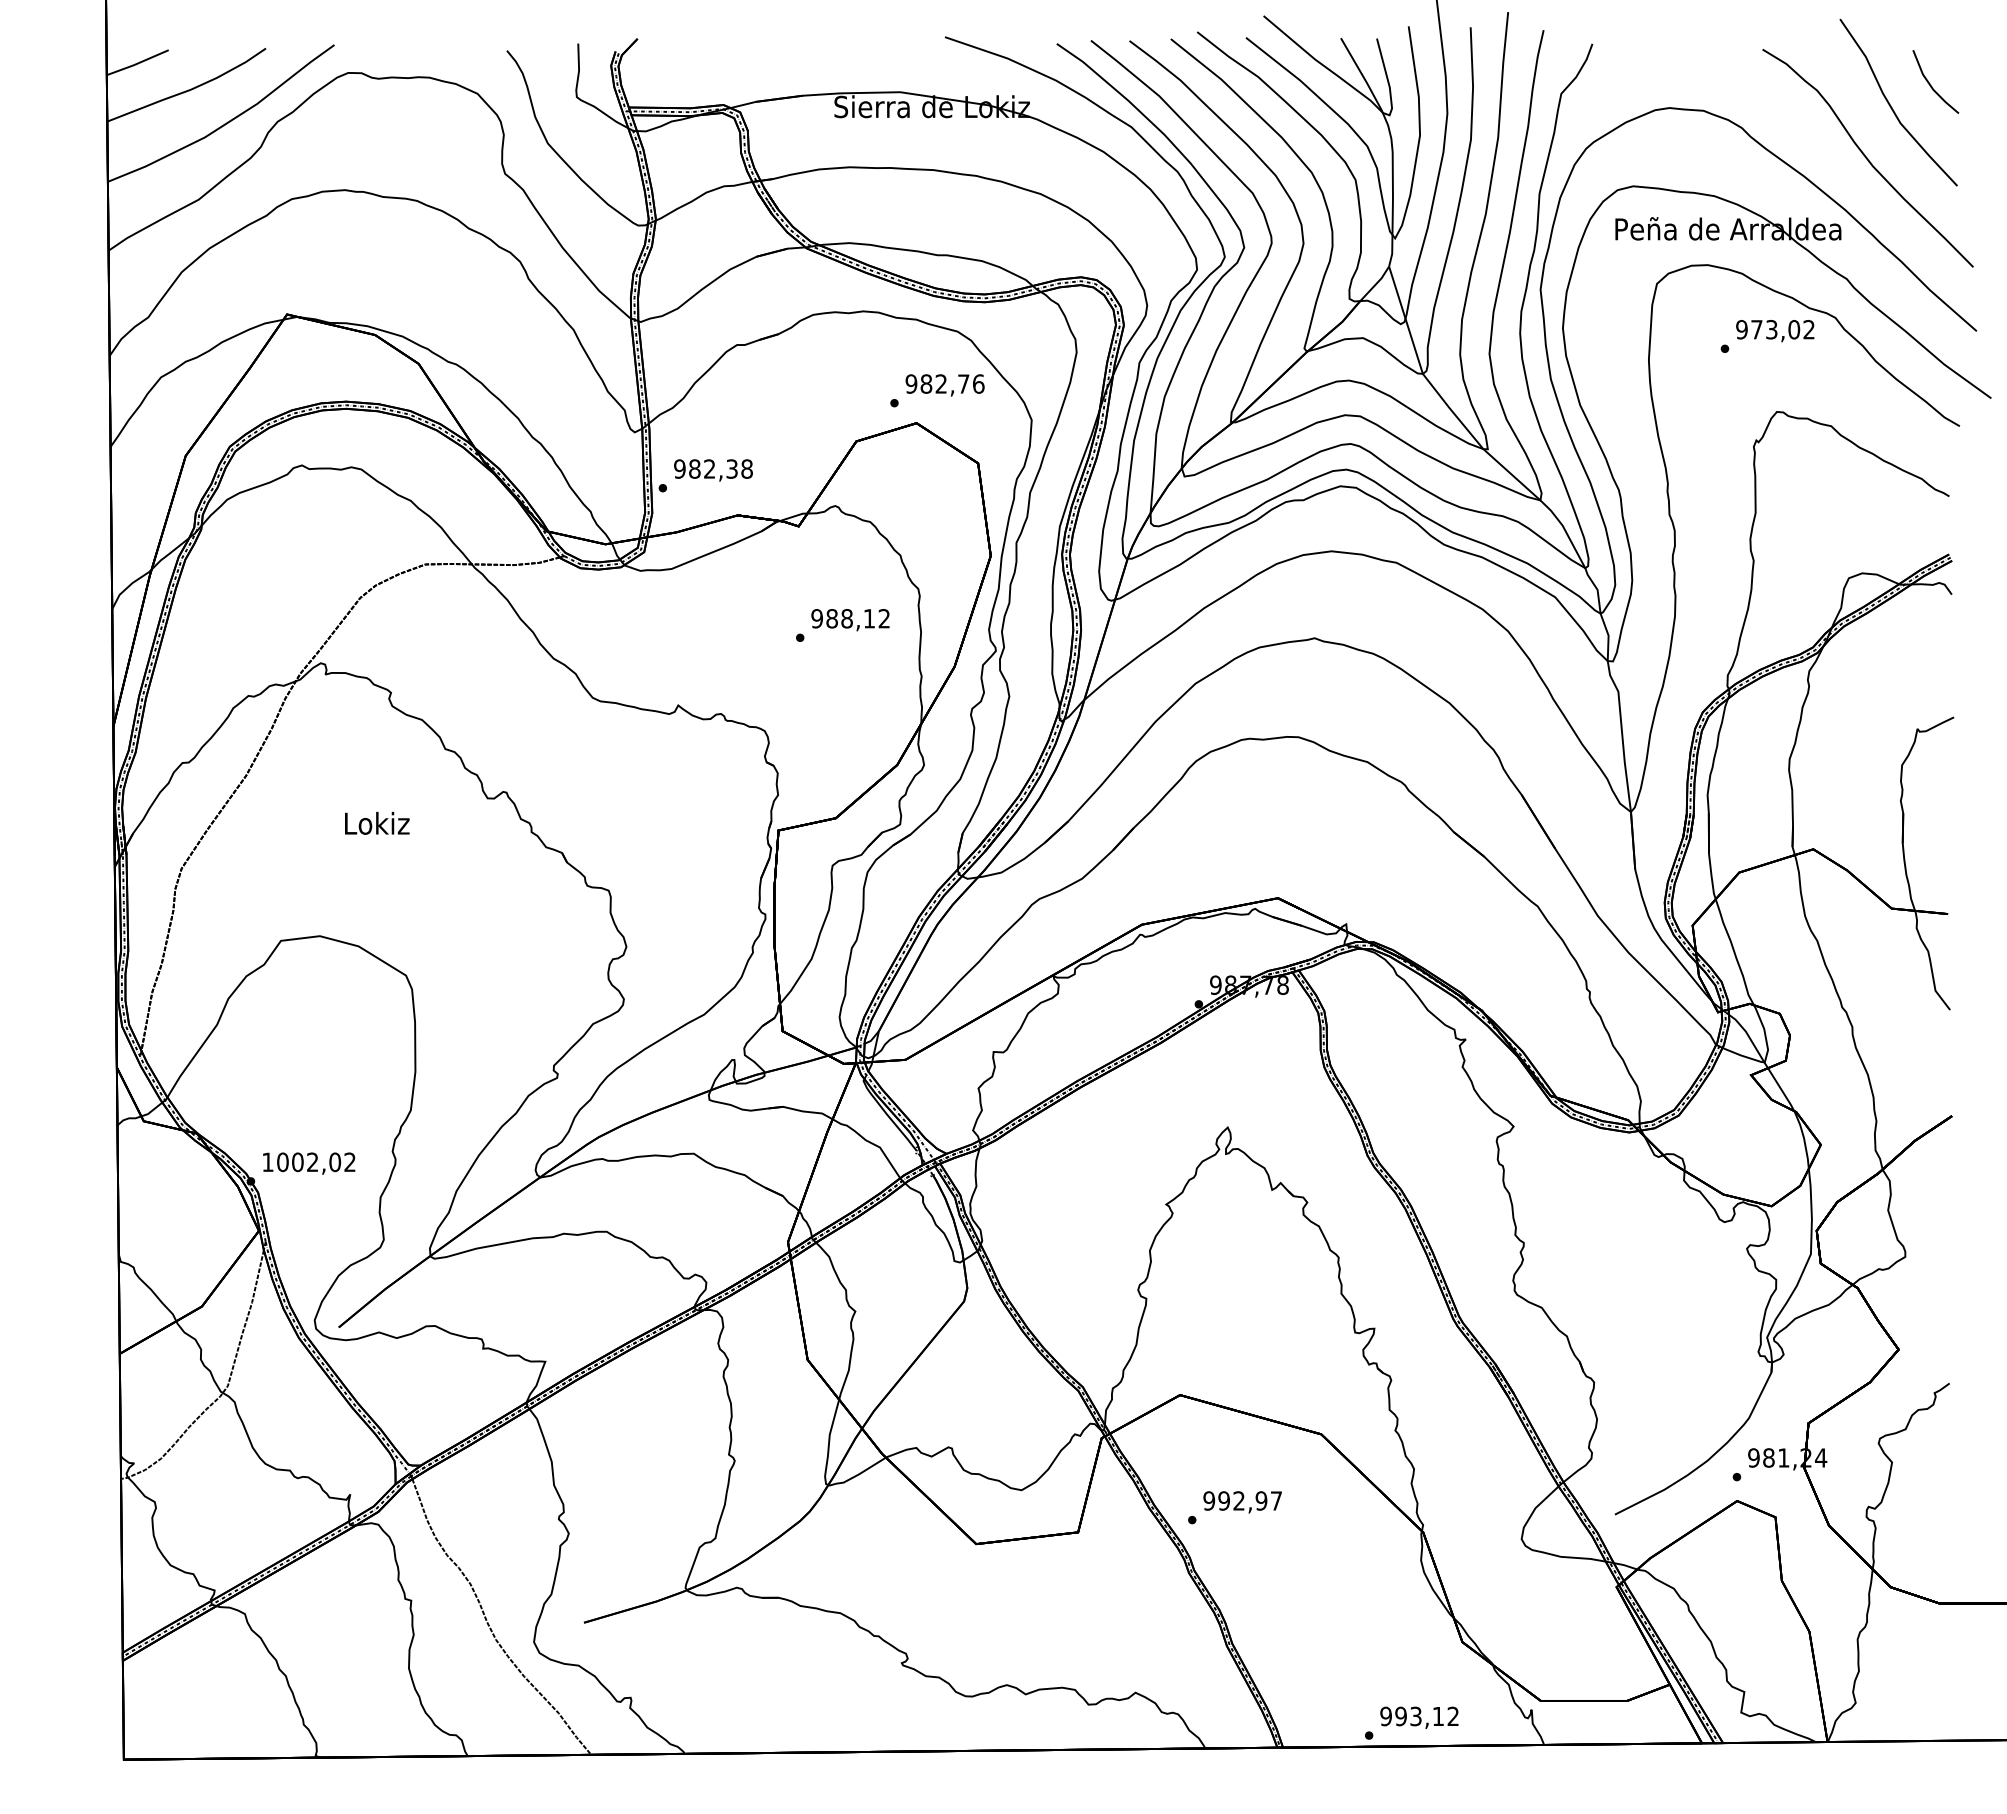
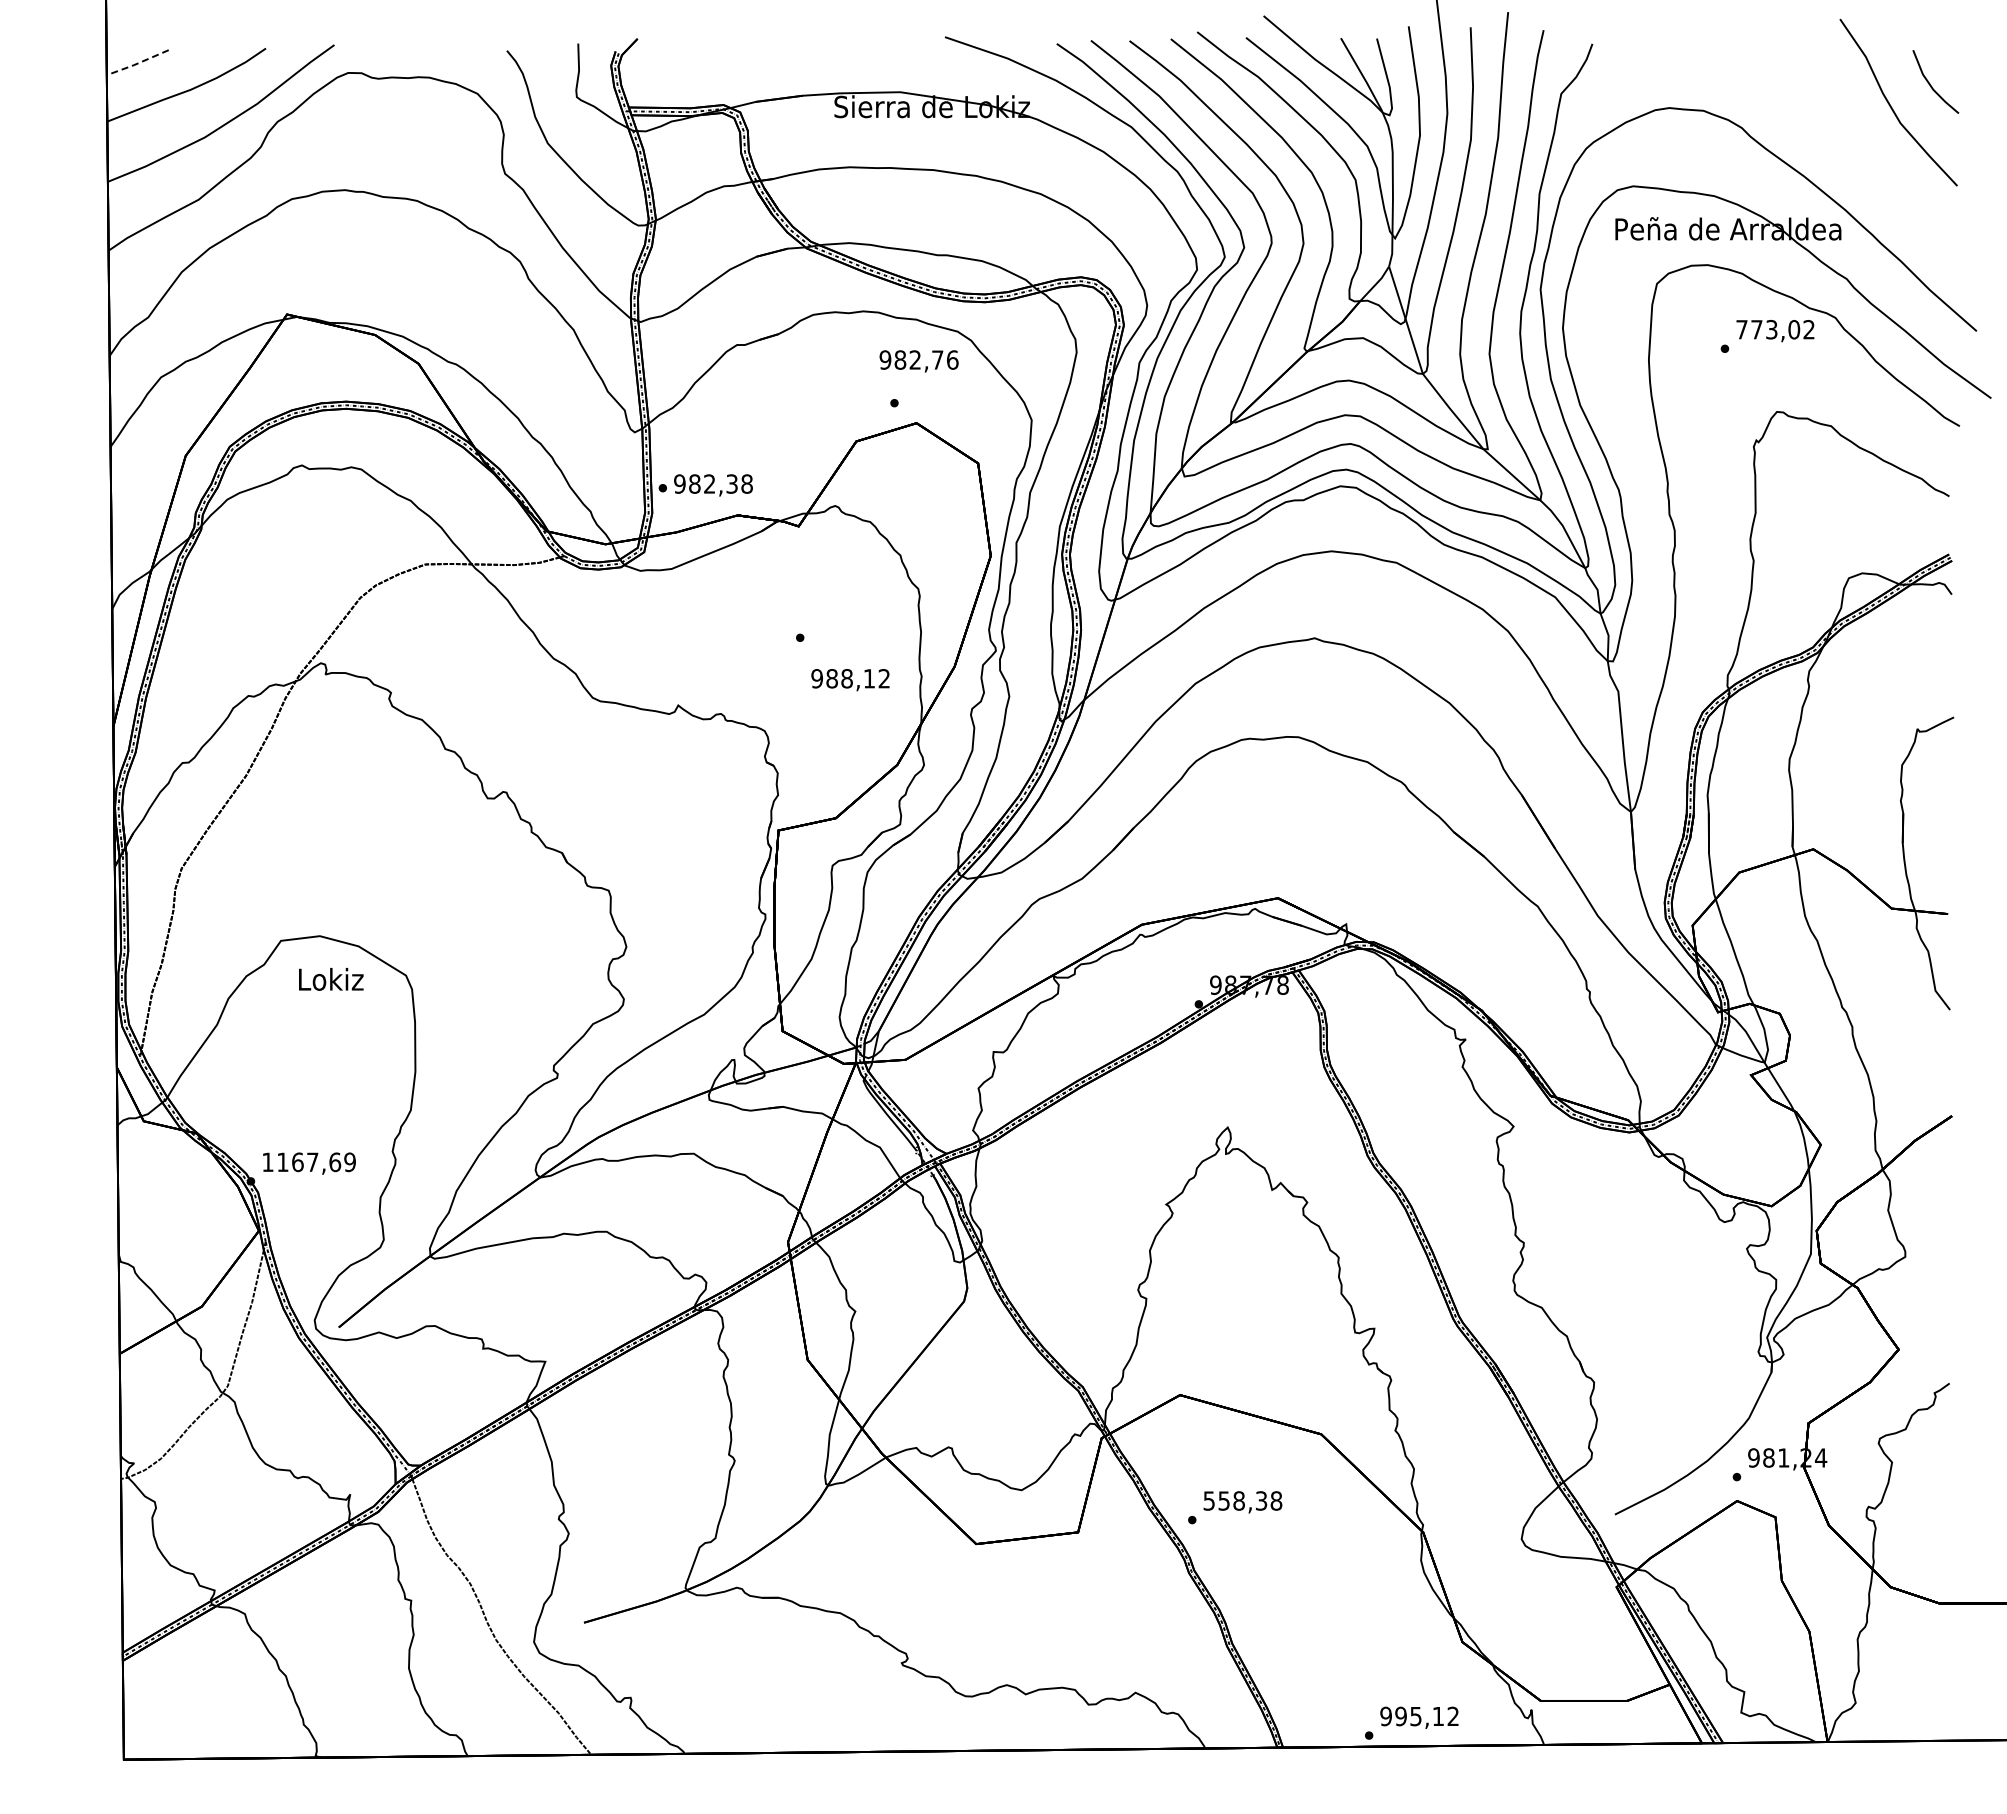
line: solid -> dashed (137, 63)
curve: present -> none (1867, 158)
text: 973,02 -> 773,02 (1741, 329)
text position: (944, 385) -> (918, 361) (918, 361)
text position: (713, 470) -> (713, 485) (713, 485)
text position: (850, 620) -> (850, 680) (850, 680)
text position: (377, 823) -> (331, 979) (331, 979)
text: 1002,02 -> 1167,69 (316, 1162)
text: 992,97 -> 558,38 (1242, 1500)
text: 993,12 -> 995,12 (1416, 1715)
